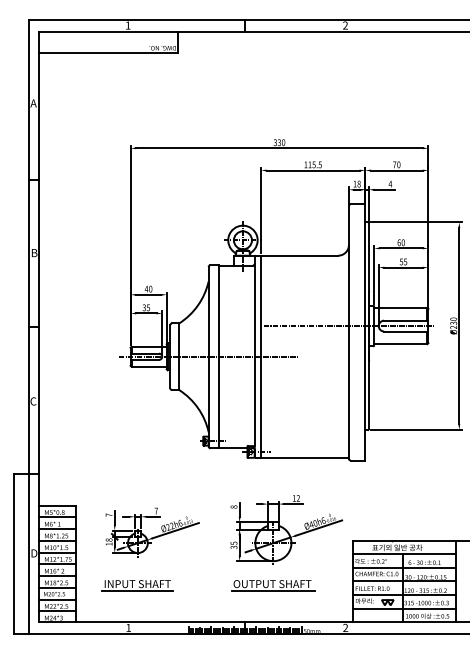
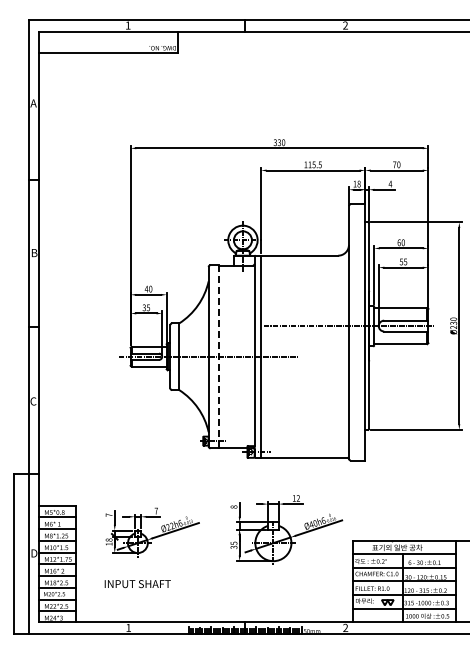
line: solid -> dashed (218, 357)
part: present -> none (273, 585)
line: present -> none (137, 590)
